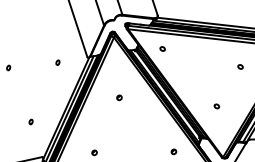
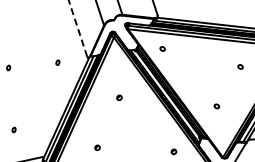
line: solid -> dashed (77, 28)
part position: (30, 121) -> (13, 129) (13, 129)
part position: (94, 152) -> (97, 147) (97, 147)
